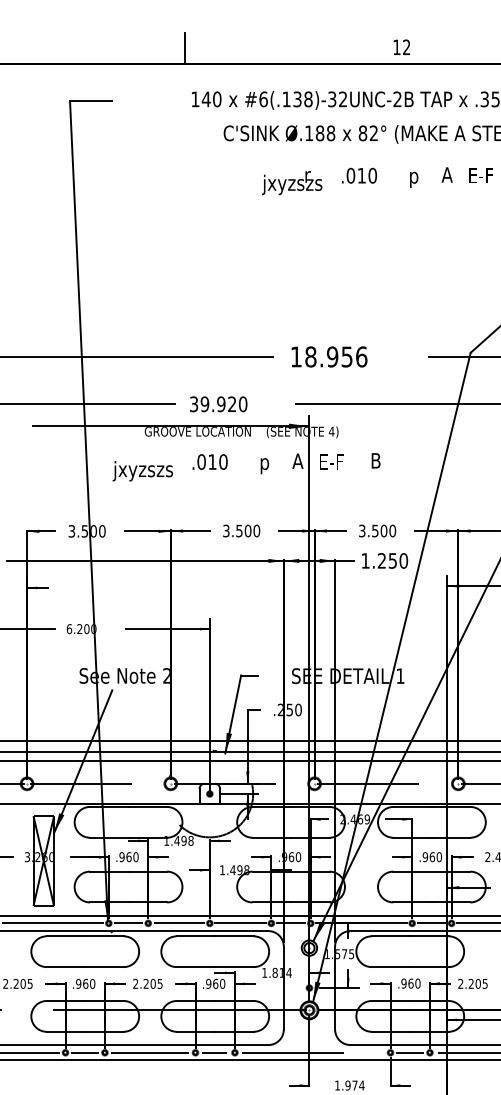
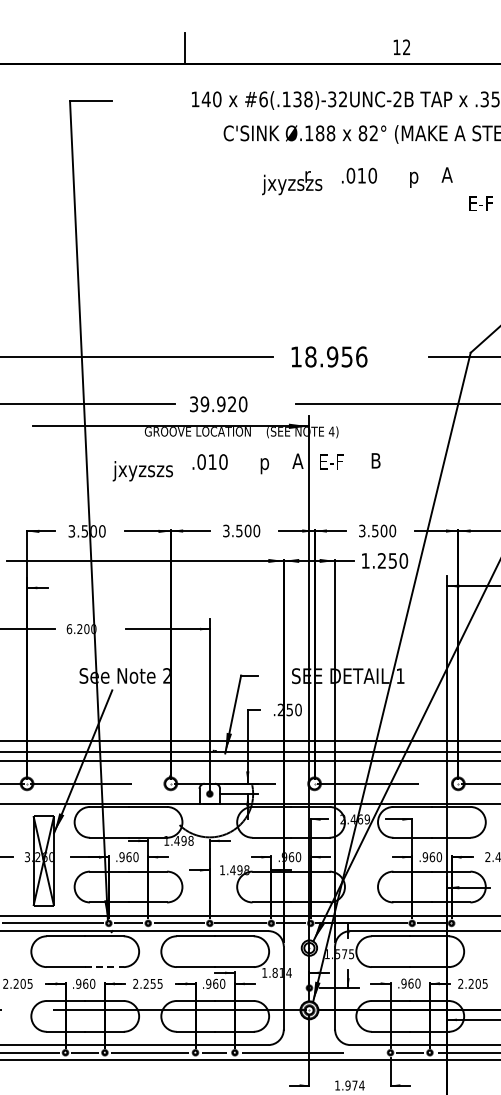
text position: (480, 175) -> (480, 203) (480, 203)
line: present -> none (476, 923)
line: solid -> dashed (104, 967)
text: 2.205 -> 2.255 (152, 983)
